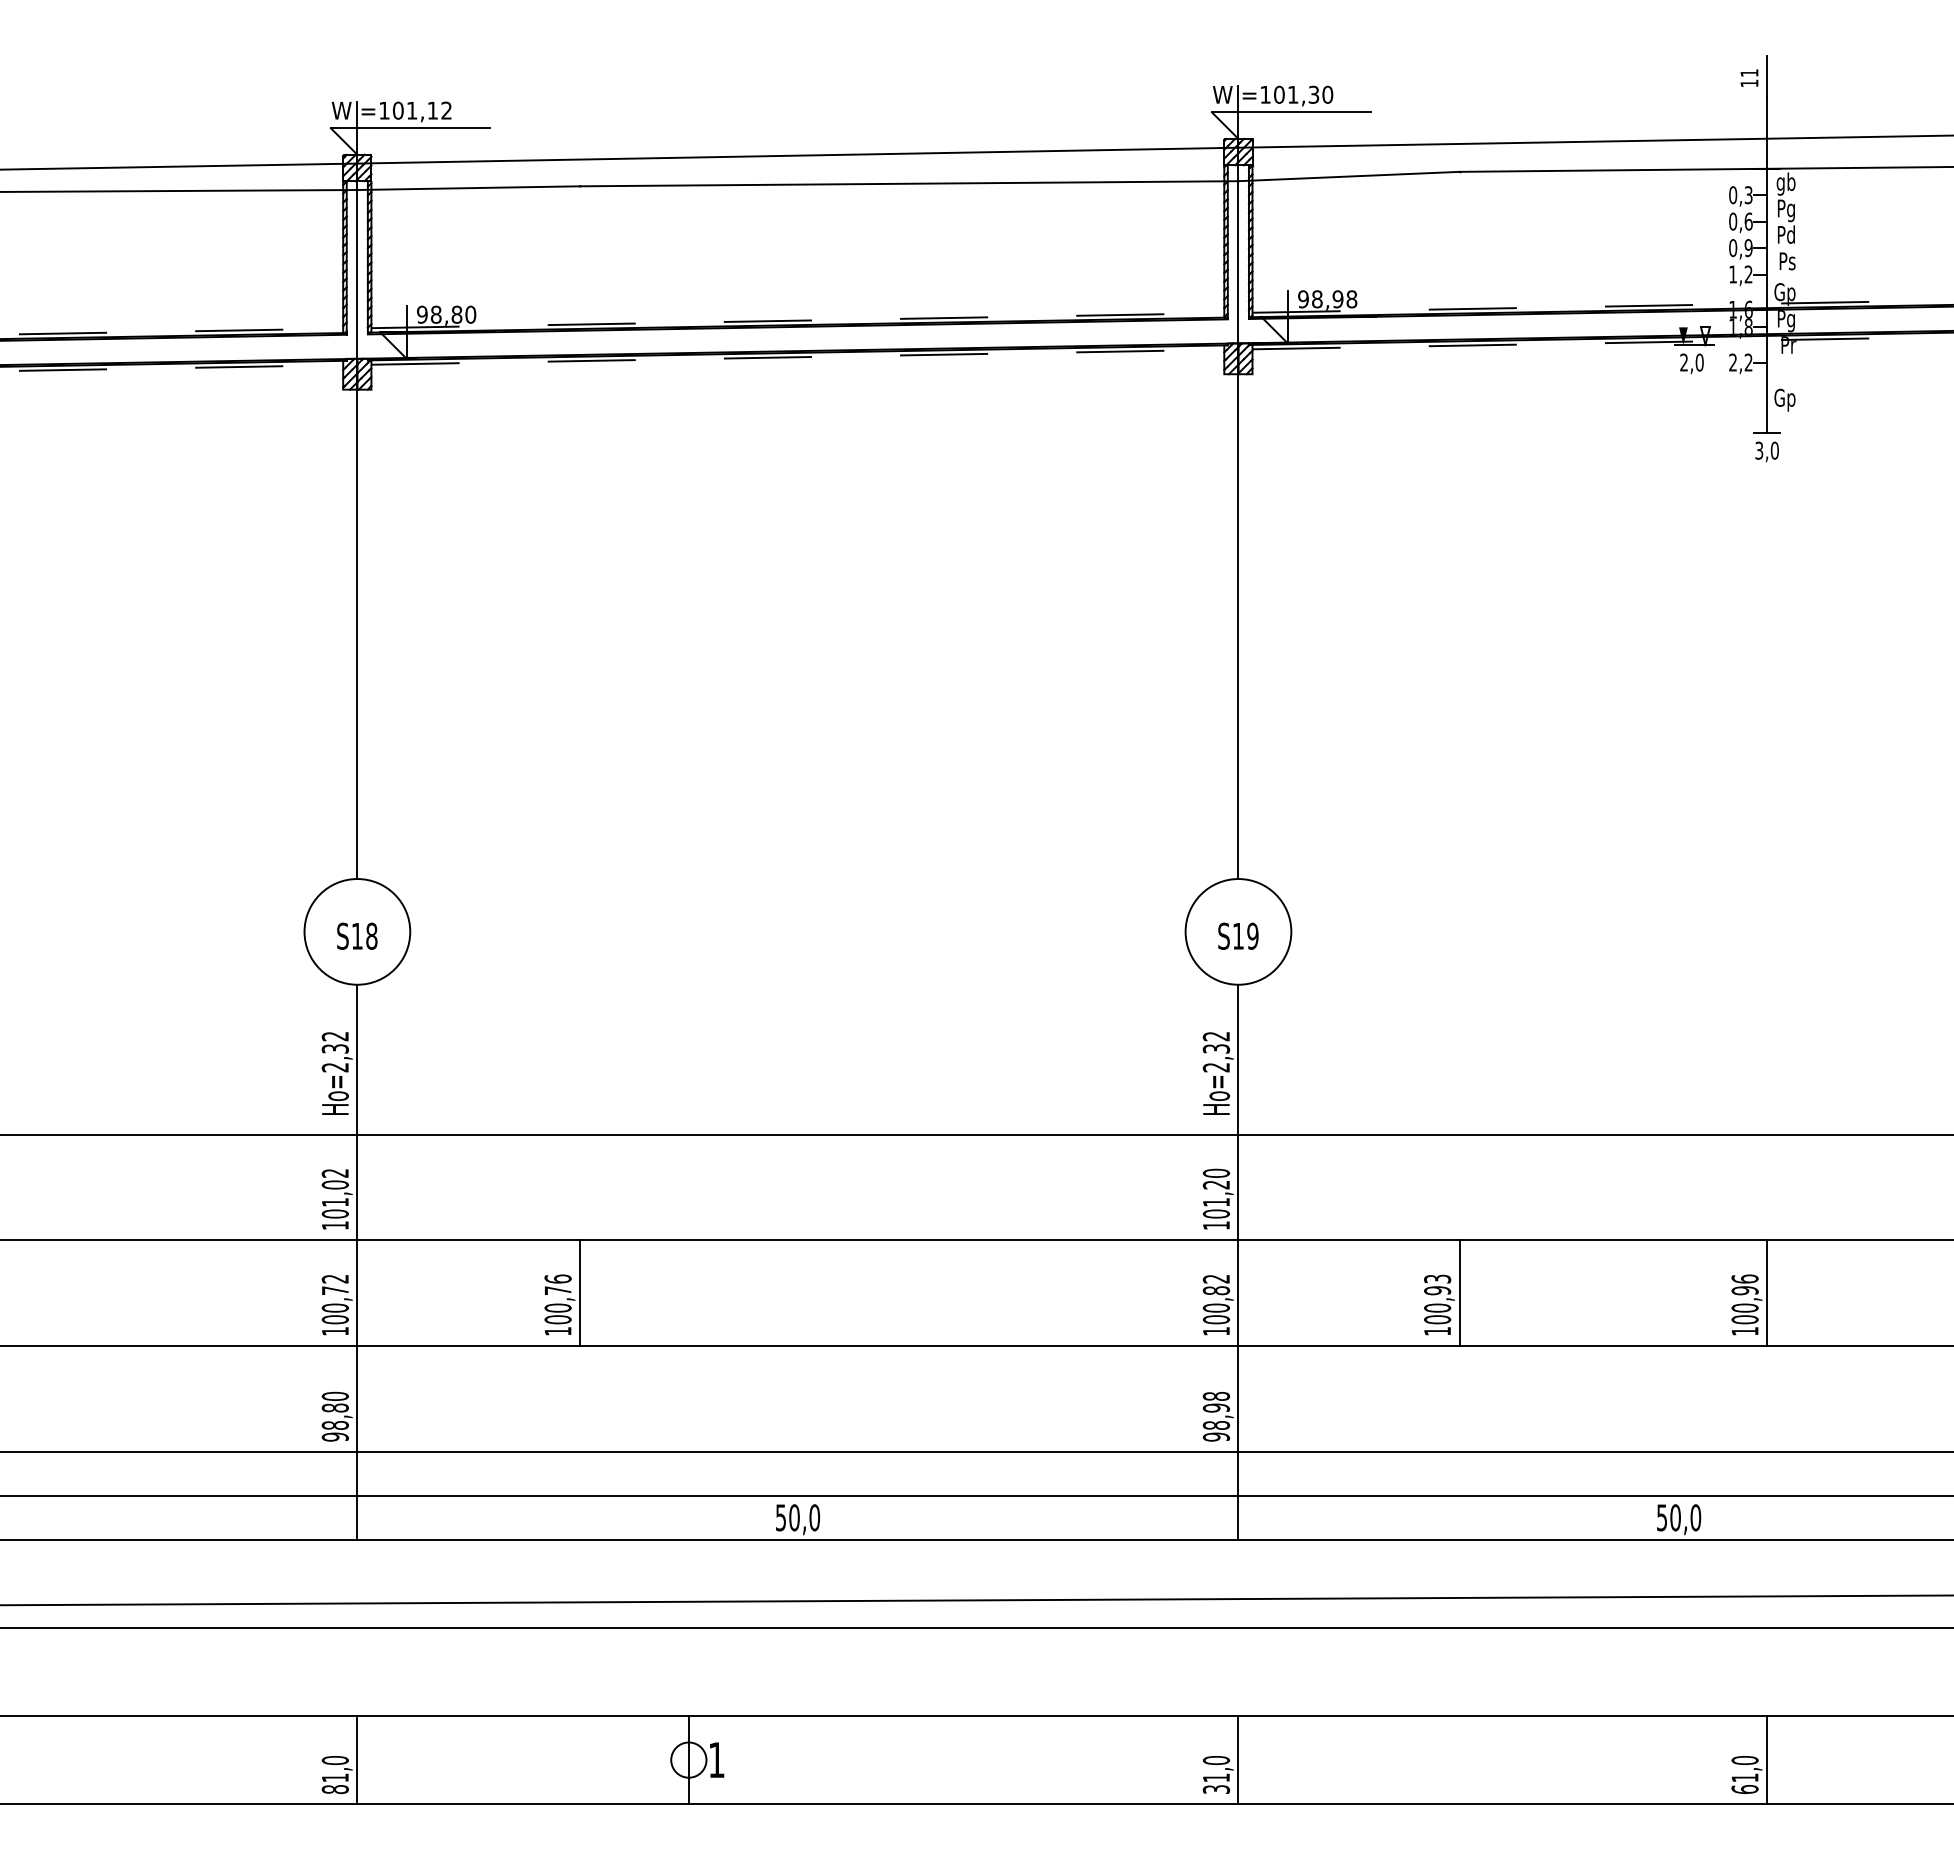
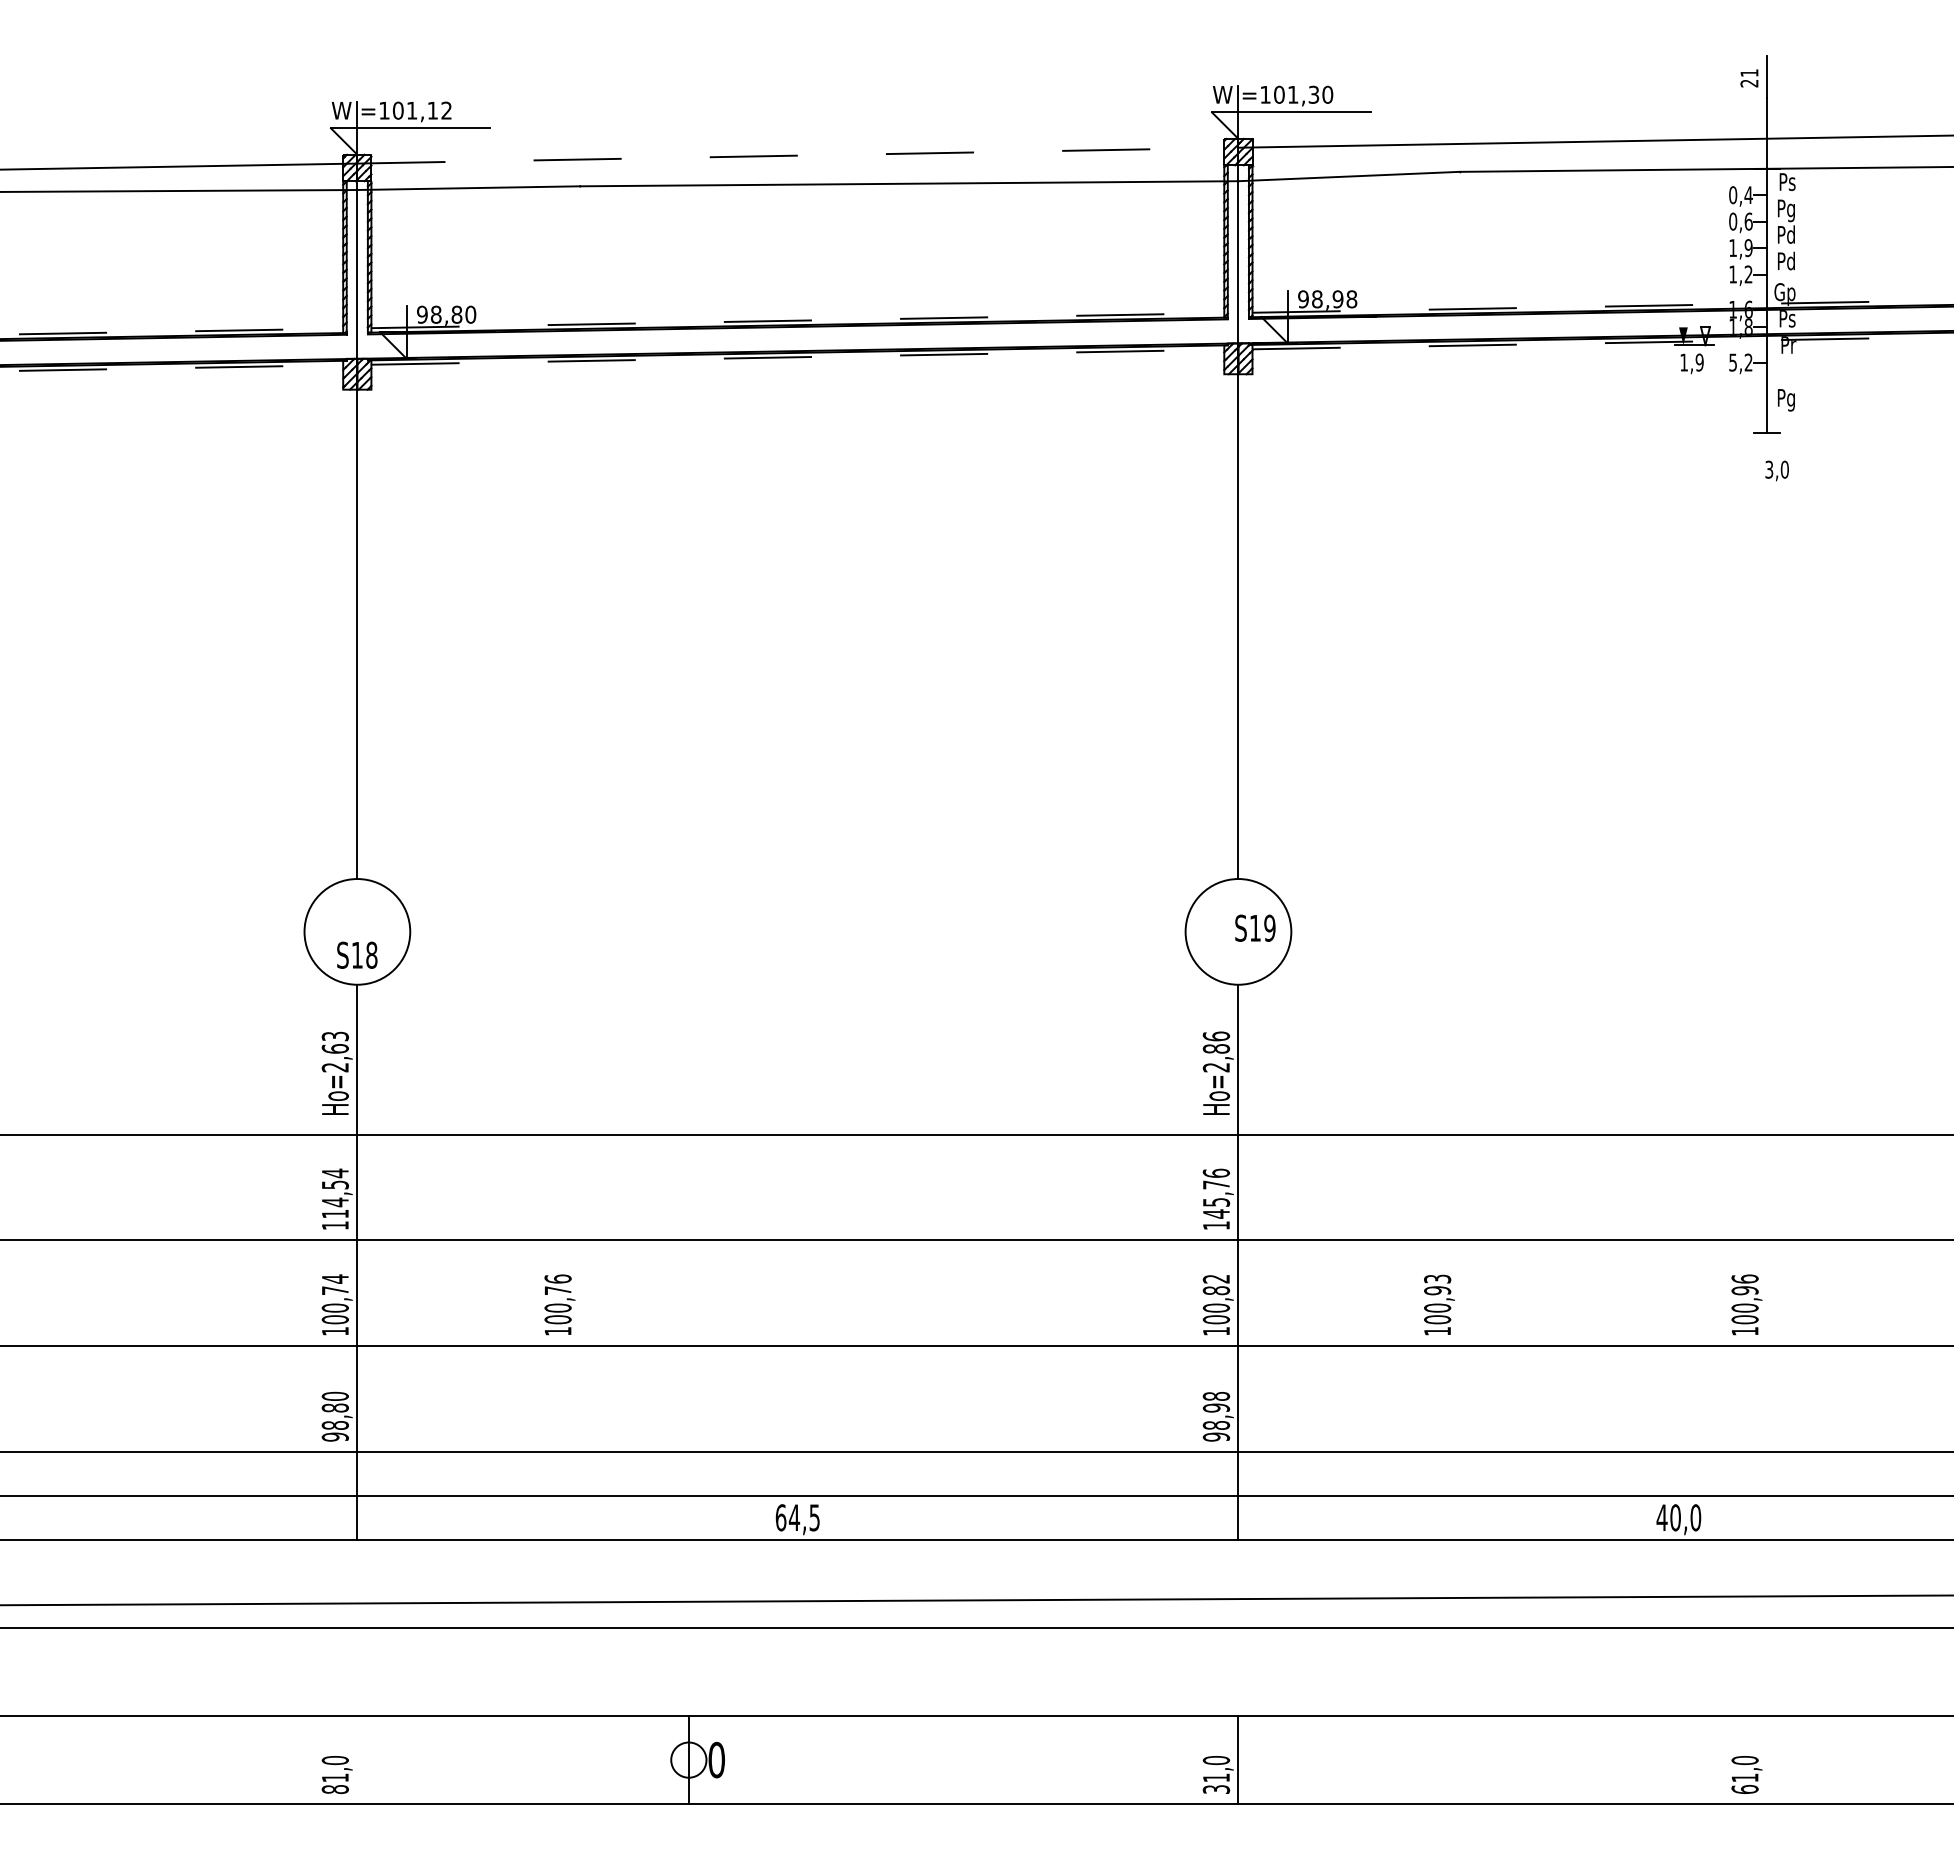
text: 11 -> 21 (1749, 83)
line: solid -> dashed (797, 155)
text: gb -> Ps (1785, 183)
text: 0,3 -> 0,4 (1748, 195)
text: 0,9 -> 1,9 (1733, 248)
text: Ps -> Pd (1786, 260)
text: Pg -> Ps (1786, 321)
text: 2,0 -> 1,9 (1691, 362)
text: 2,2 -> 5,2 (1732, 362)
text: Gp -> Pg (1784, 399)
text position: (1766, 451) -> (1776, 470) (1776, 470)
text position: (357, 935) -> (357, 954) (357, 954)
text position: (1238, 935) -> (1255, 927) (1255, 927)
text: Ho=2,32 -> Ho=2,63 (334, 1042)
text: Ho=2,32 -> Ho=2,86 (1216, 1042)
text: 101,02 -> 114,54 (334, 1193)
text: 101,20 -> 145,76 (1216, 1193)
text: 100,72 -> 100,74 (334, 1278)
line: present -> none (580, 1293)
line: present -> none (1459, 1293)
line: present -> none (1767, 1293)
text: 50,0 -> 64,5 (797, 1517)
text: 50,0 -> 40,0 (1661, 1517)
text: 1 -> 0 (716, 1759)
line: present -> none (357, 1760)
line: present -> none (1767, 1760)
